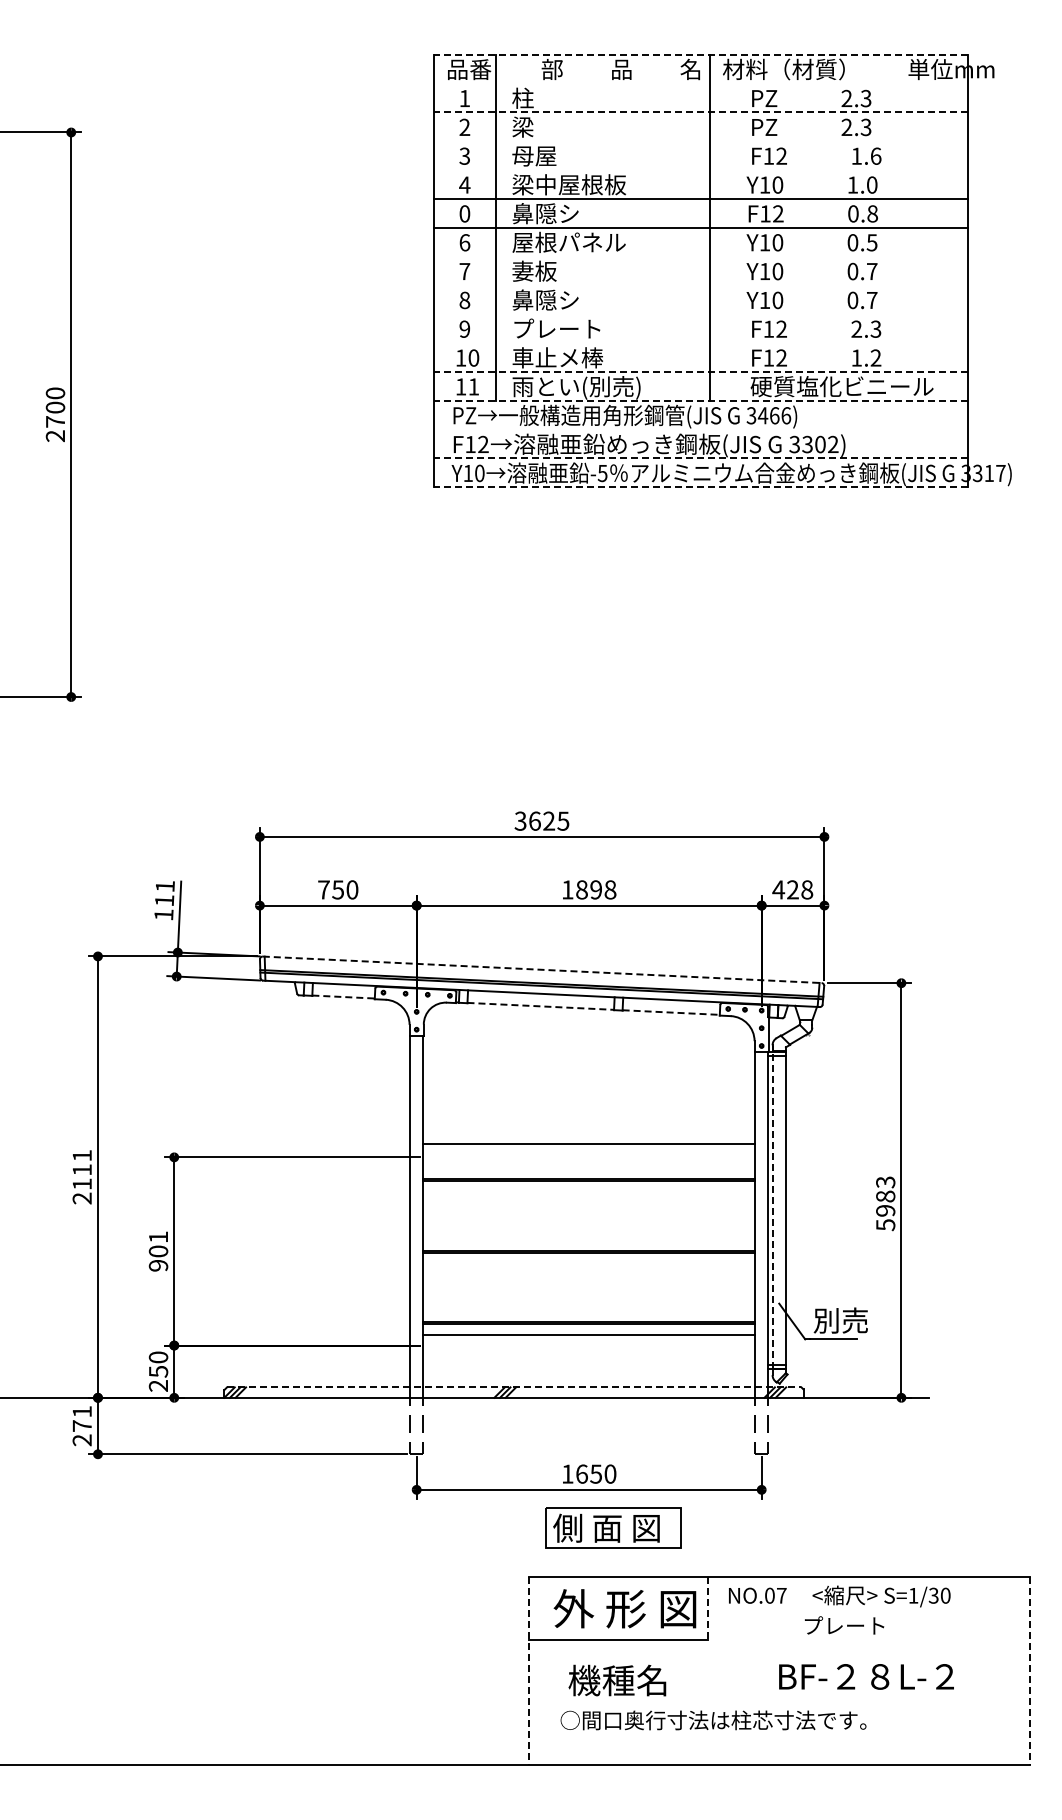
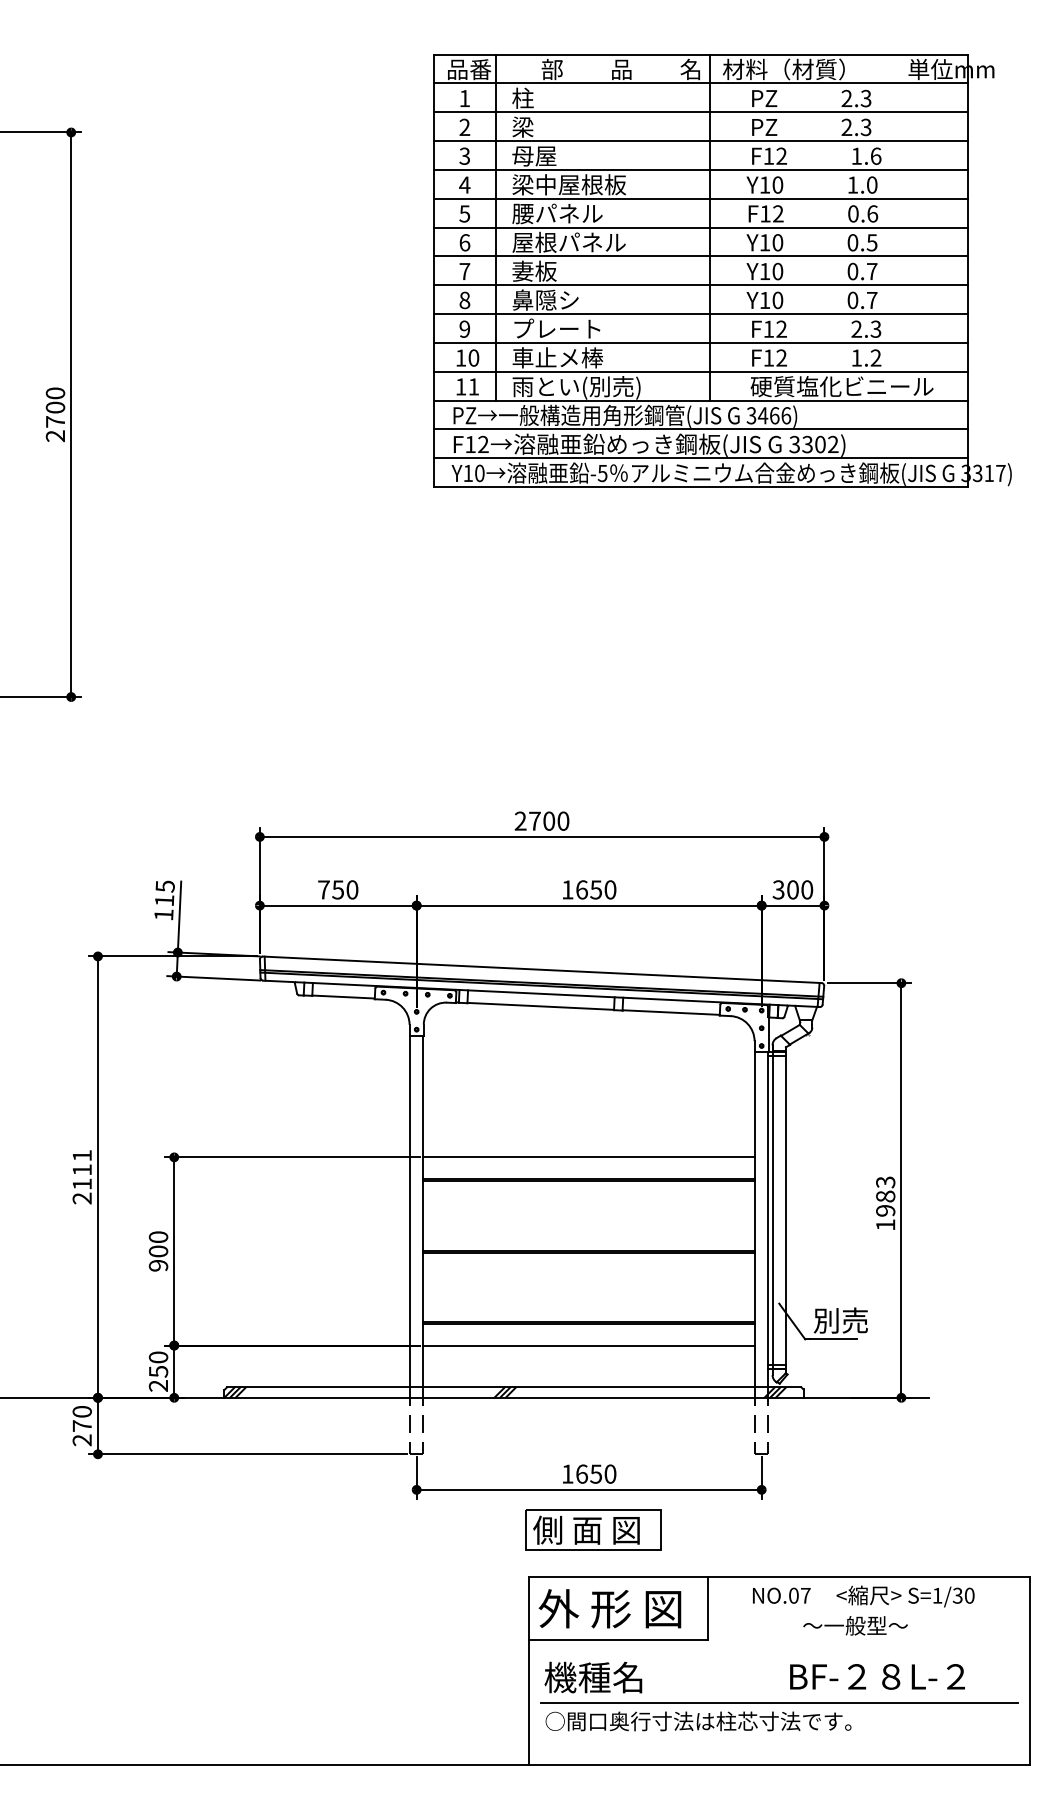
line: dashed -> solid (701, 54)
line: none -> present (700, 83)
line: dashed -> solid (701, 112)
line: none -> present (700, 141)
line: none -> present (700, 169)
text: 0 -> 5 (464, 213)
text: 鼻隠シ -> 腰パネル (557, 213)
text: 0.8 -> 0.6 (872, 213)
line: none -> present (700, 256)
line: none -> present (700, 285)
line: none -> present (700, 314)
line: none -> present (700, 342)
line: dashed -> solid (701, 371)
line: dashed -> solid (701, 400)
line: none -> present (700, 429)
line: dashed -> solid (701, 458)
line: dashed -> solid (701, 487)
text: 3625 -> 2700 (541, 820)
text: 111 -> 115 (164, 886)
text: 1898 -> 1650 (596, 889)
text: 428 -> 300 (792, 889)
line: dashed -> solid (542, 969)
line: dashed -> solid (344, 997)
line: dashed -> solid (541, 1006)
line: dashed -> solid (671, 1012)
line position: (588, 1144) -> (588, 1157) (588, 1157)
line: dashed -> solid (772, 1209)
text: 5983 -> 1983 (885, 1225)
text: 901 -> 900 (158, 1236)
line position: (588, 1334) -> (588, 1345) (588, 1345)
line: dashed -> solid (514, 1387)
text: 271 -> 270 (81, 1411)
part position: (613, 1527) -> (593, 1529) (593, 1529)
text position: (839, 1596) -> (863, 1596) (863, 1596)
text position: (624, 1608) -> (609, 1608) (609, 1608)
line: dashed -> solid (707, 1609)
text: プレート -> ～一般型～ (855, 1625)
line: dashed -> solid (528, 1671)
line: dashed -> solid (1030, 1671)
text position: (866, 1676) -> (877, 1676) (877, 1676)
text position: (617, 1680) -> (593, 1677) (593, 1677)
line: none -> present (779, 1702)
text position: (713, 1720) -> (698, 1721) (698, 1721)
